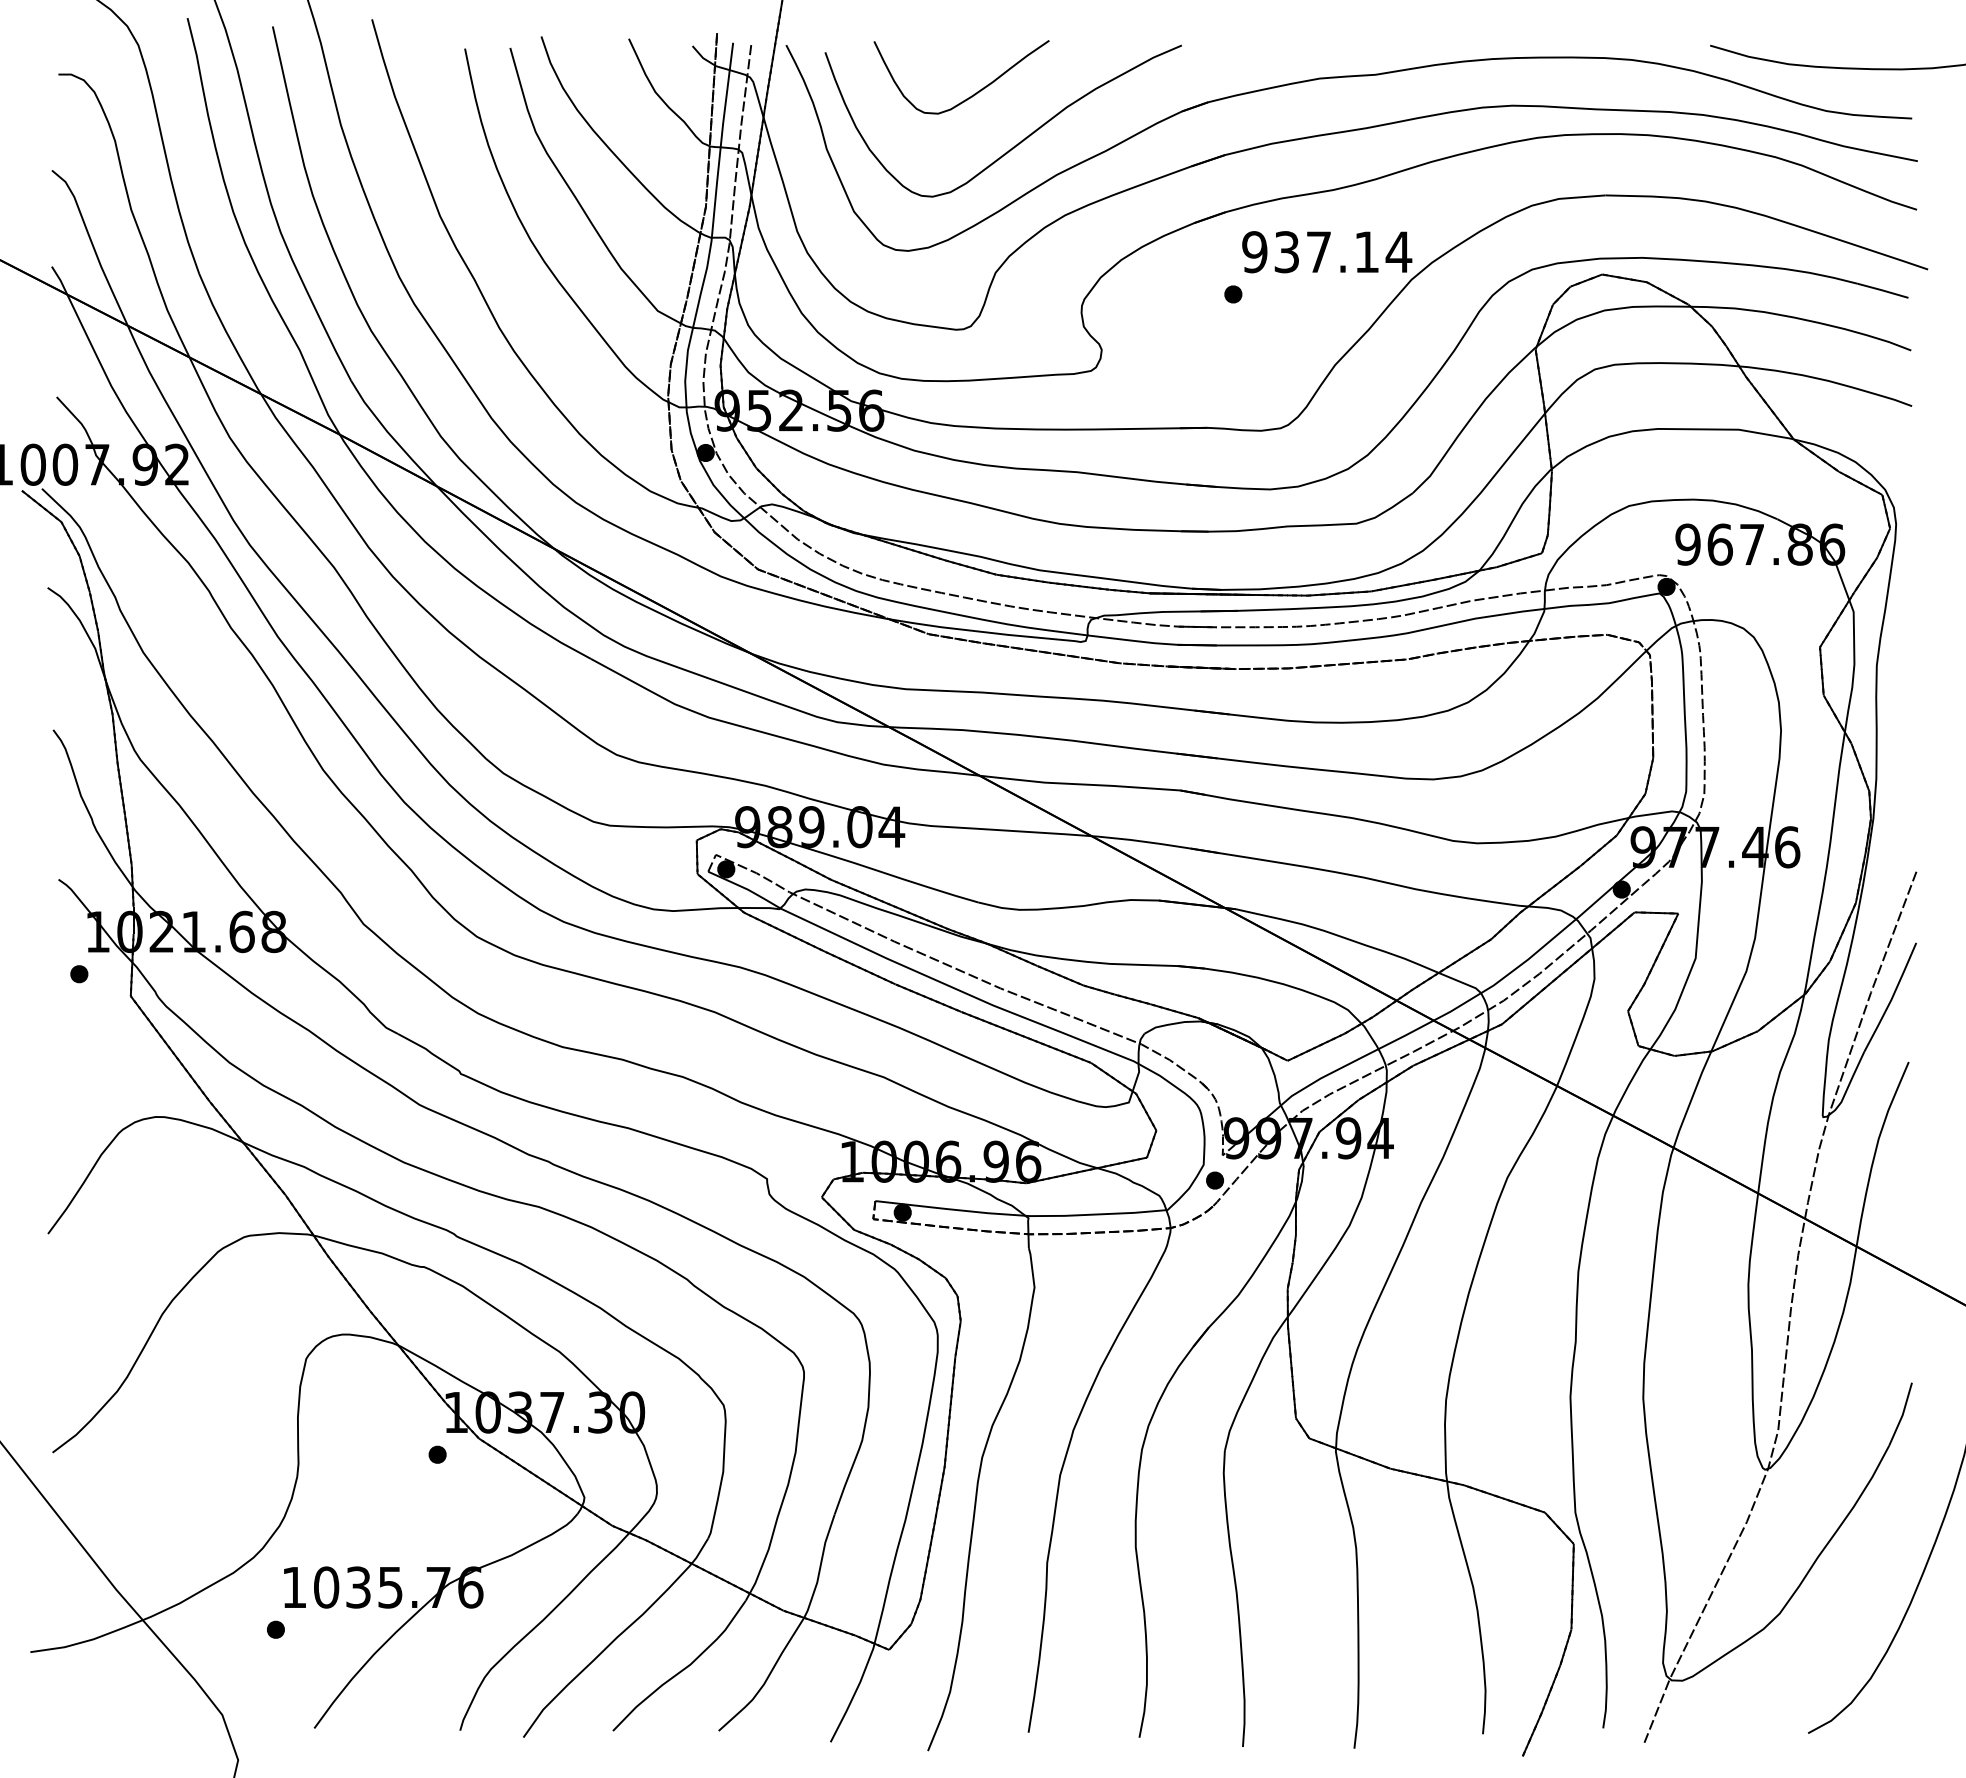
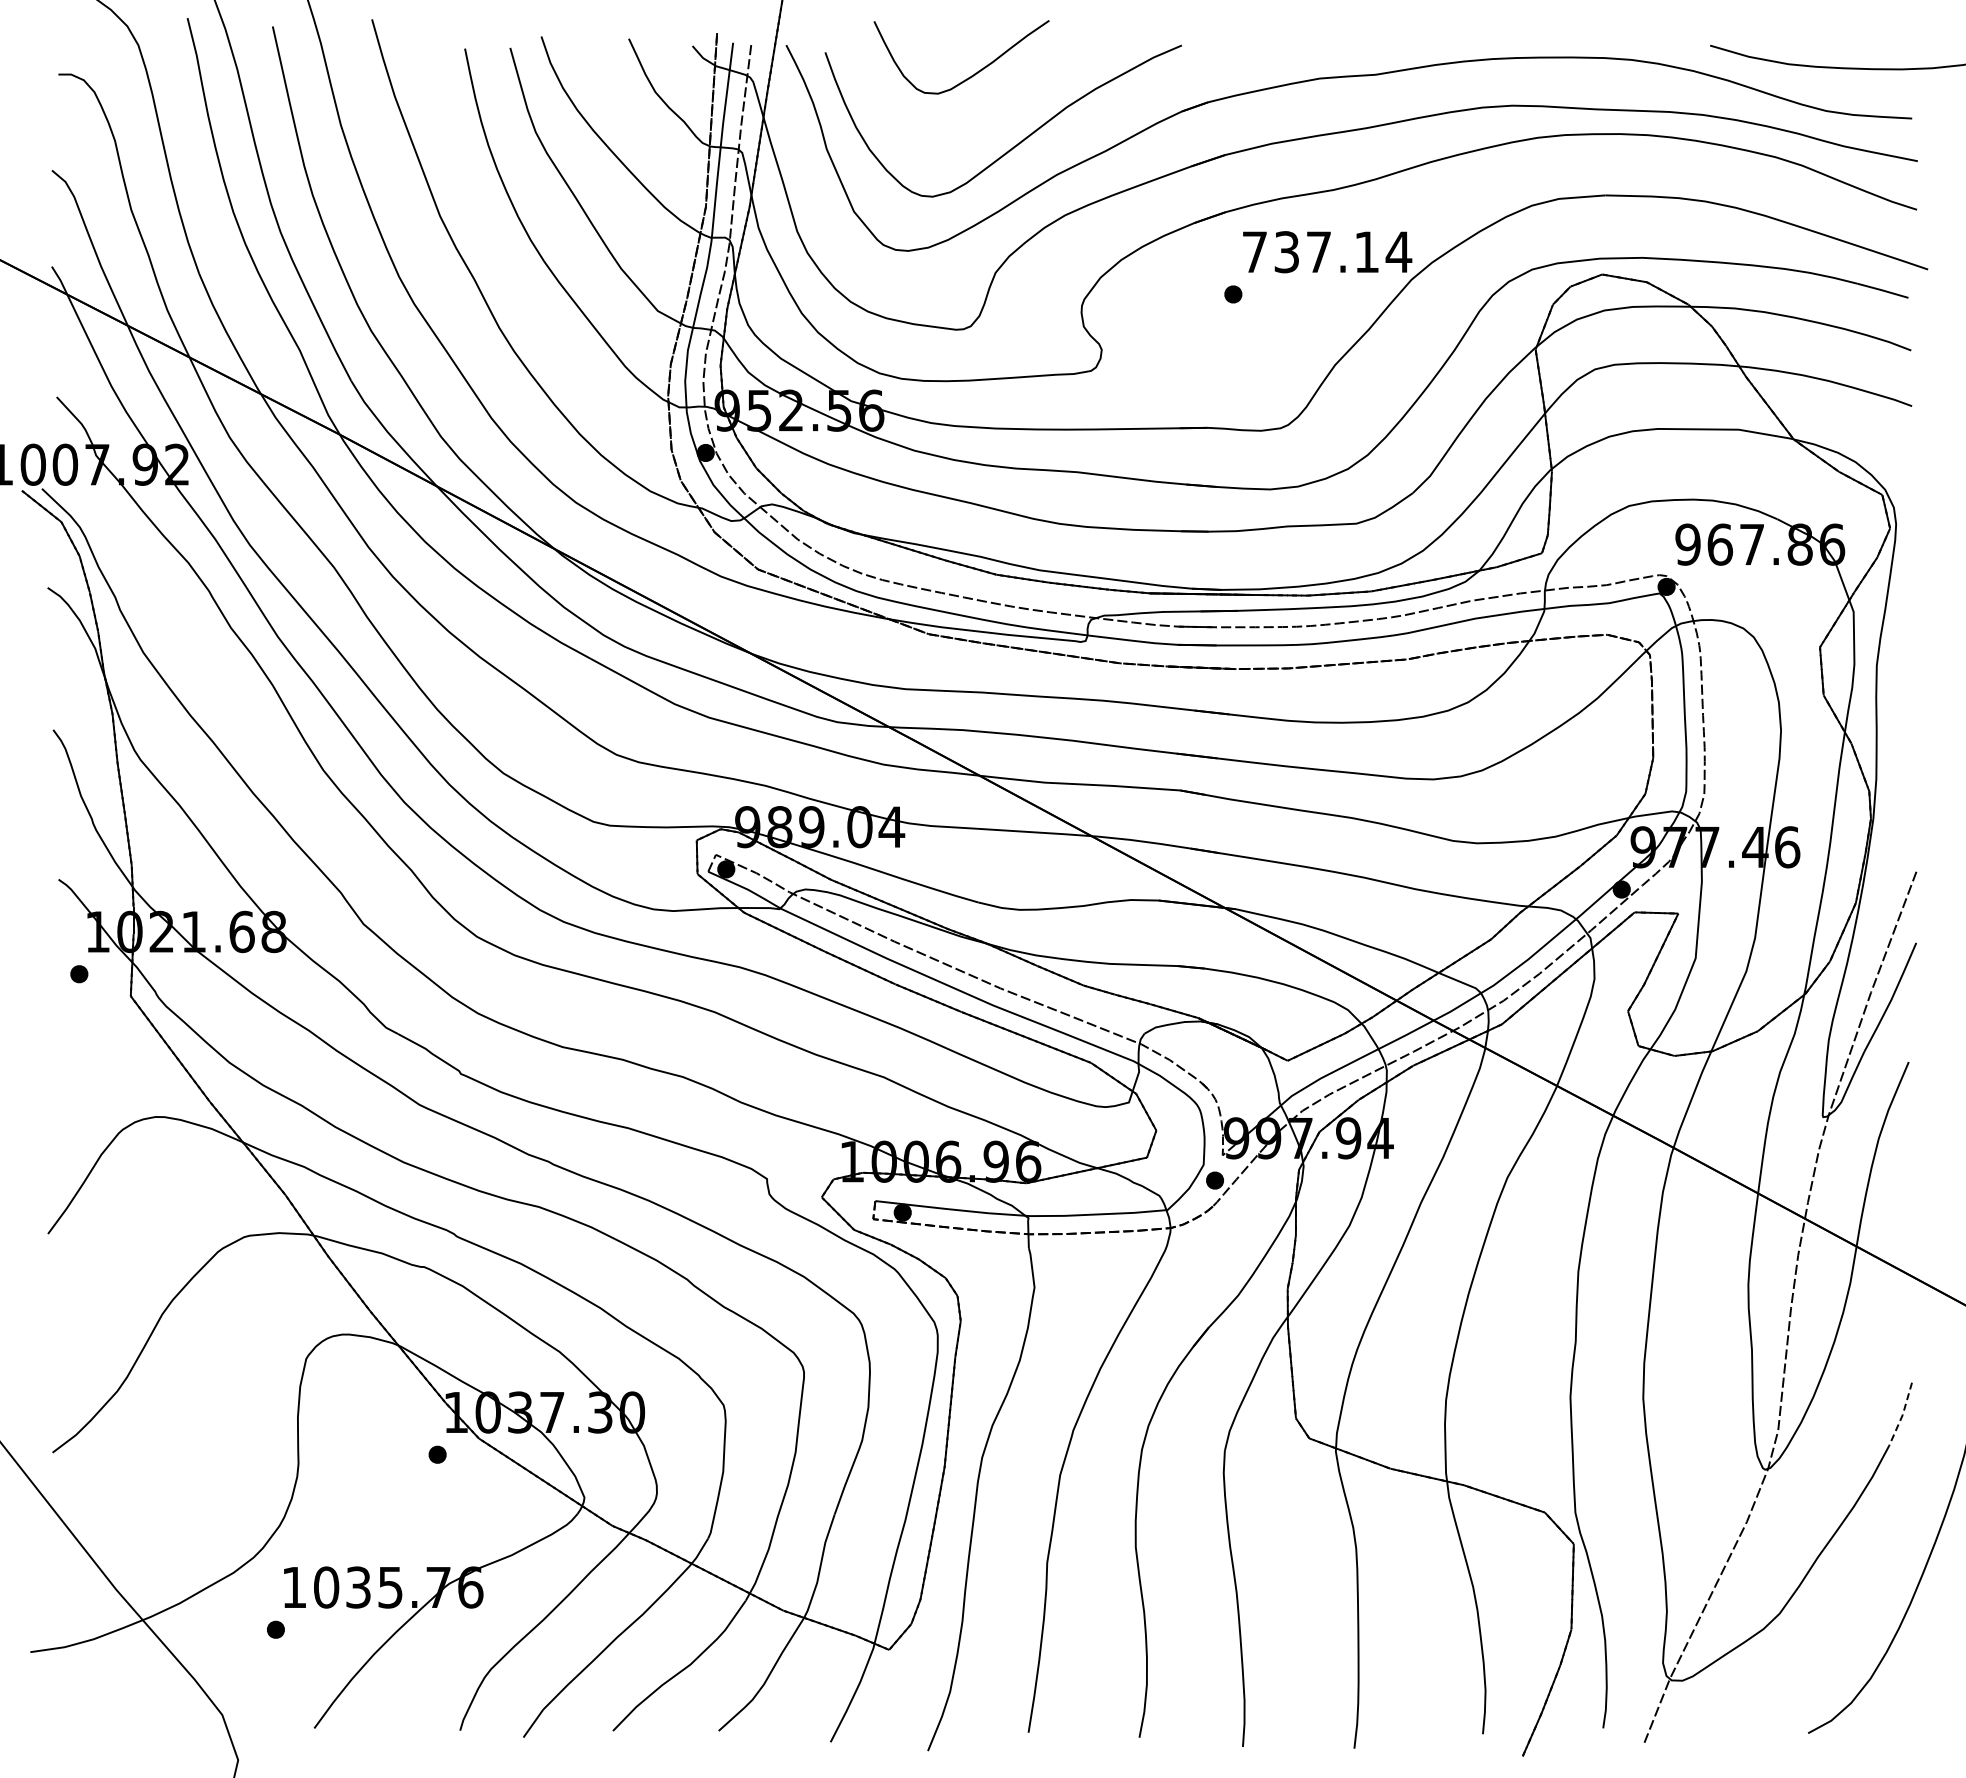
curve position: (971, 95) -> (971, 75) (971, 75)
text: 937.14 -> 737.14 (1254, 252)
line: solid -> dashed (1902, 1414)
